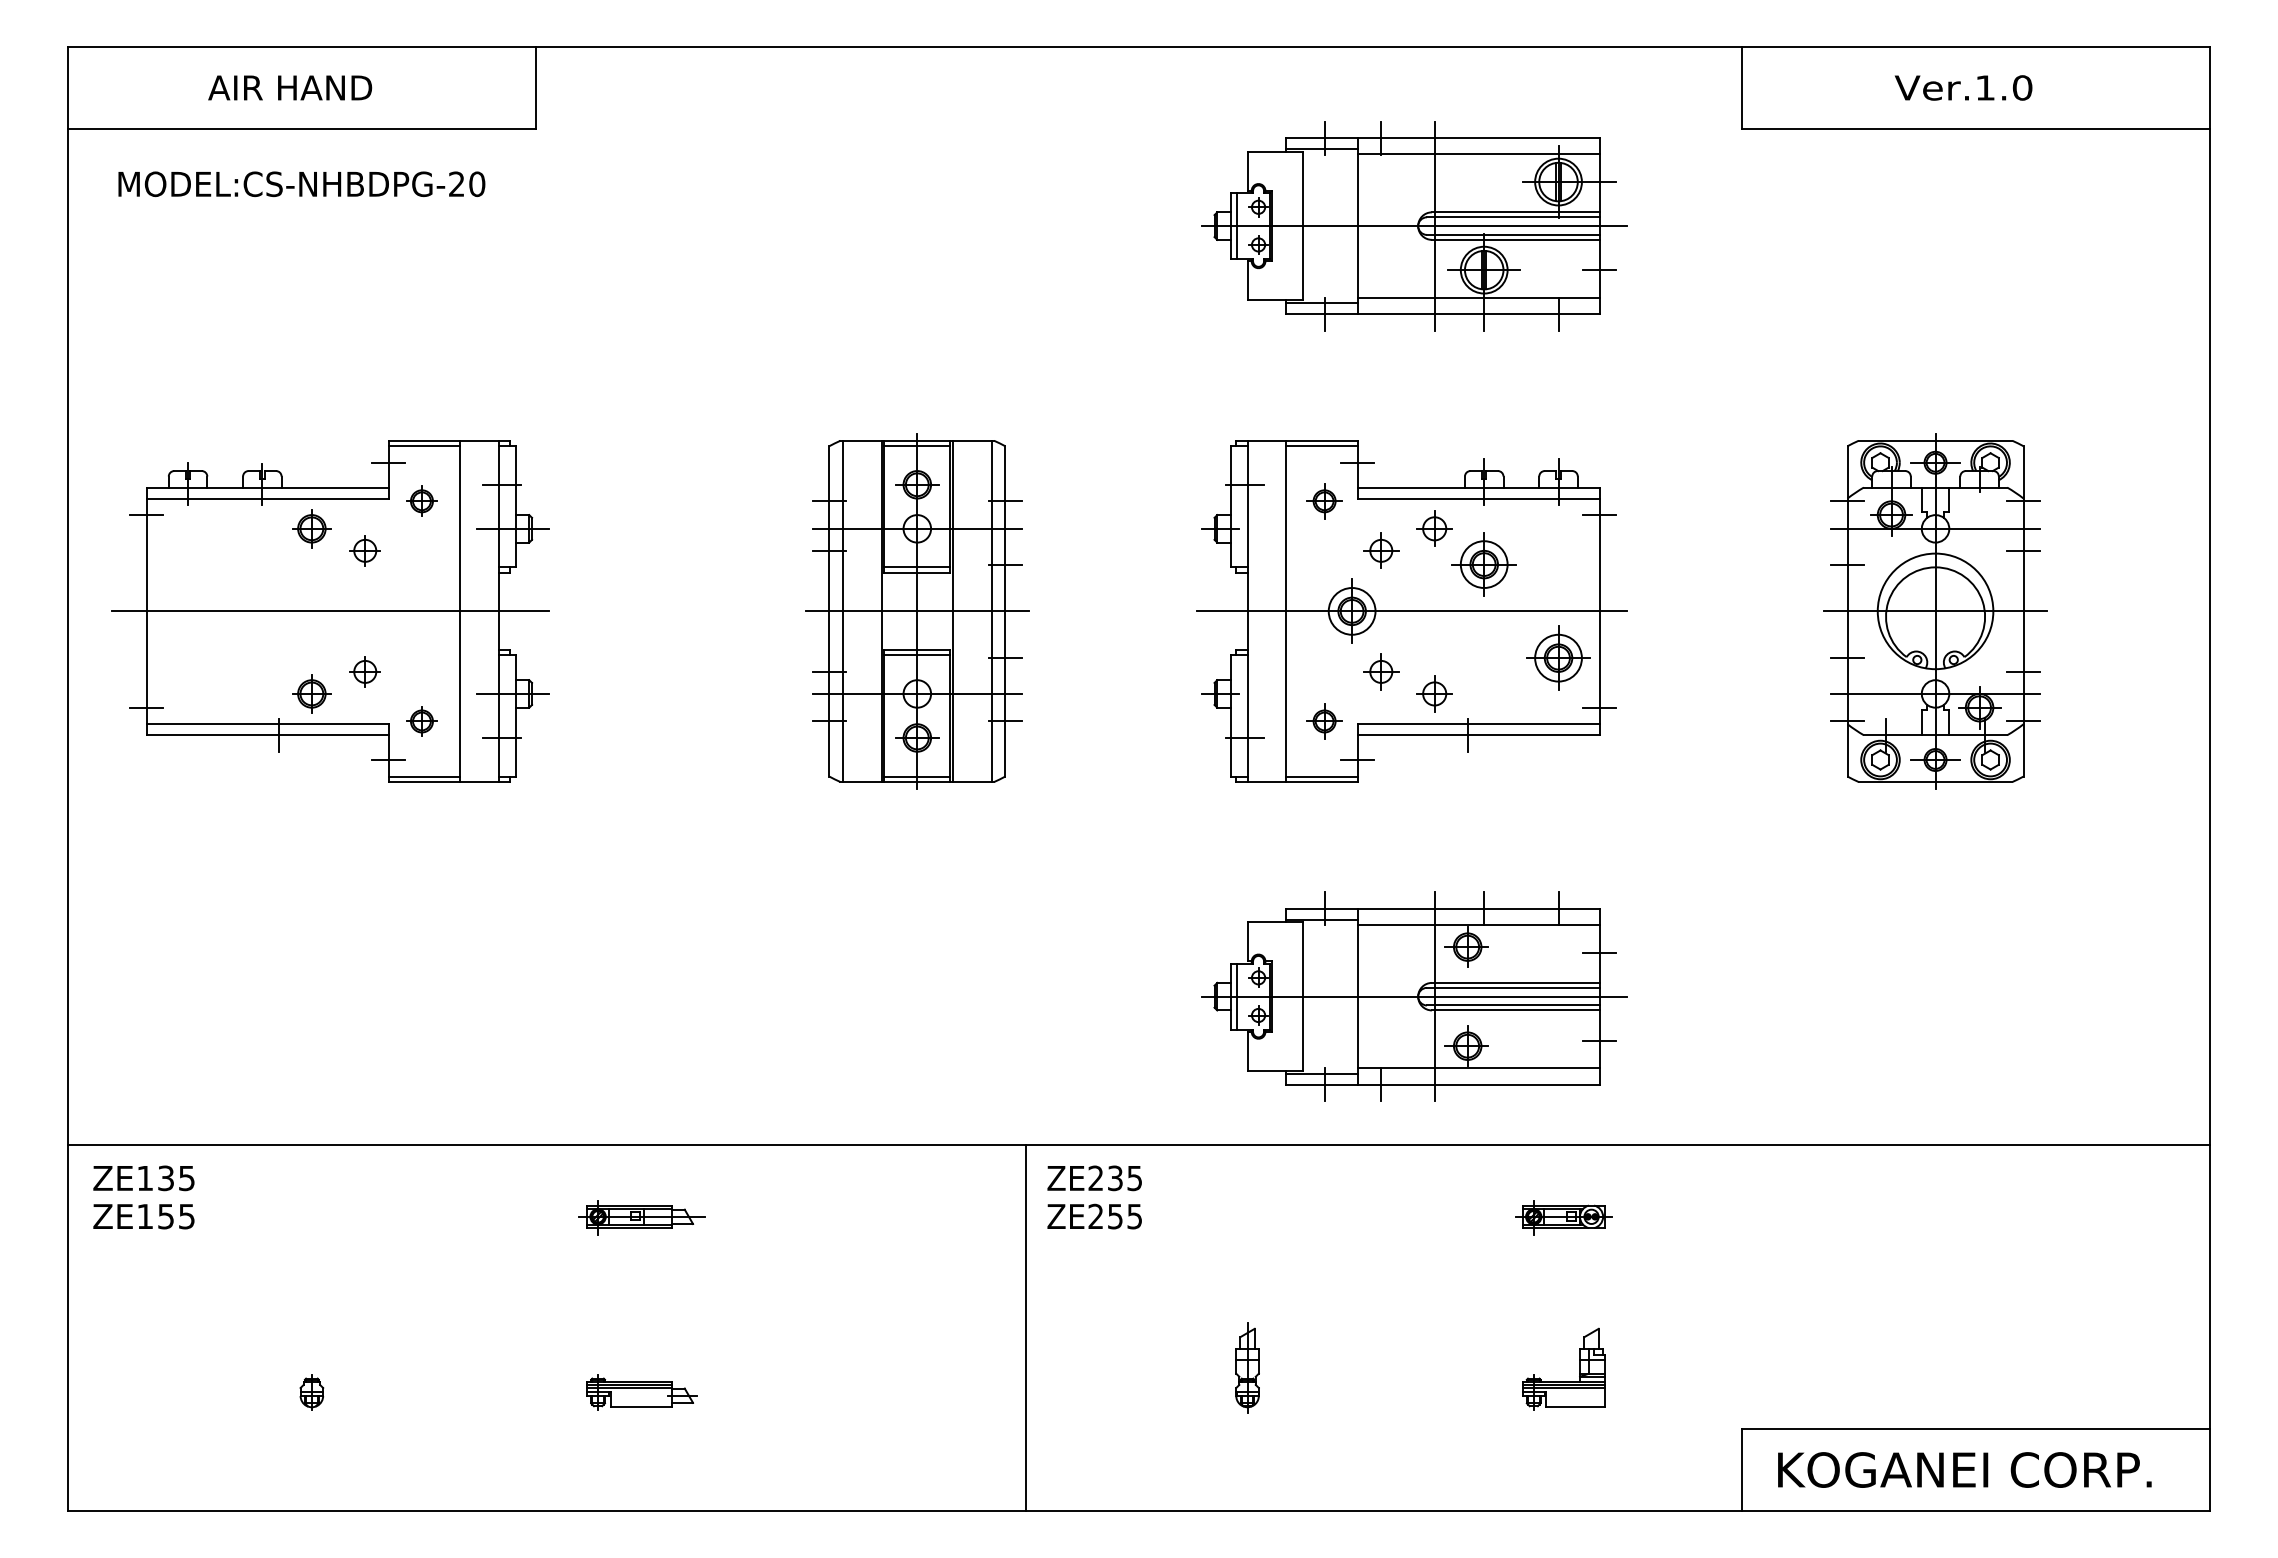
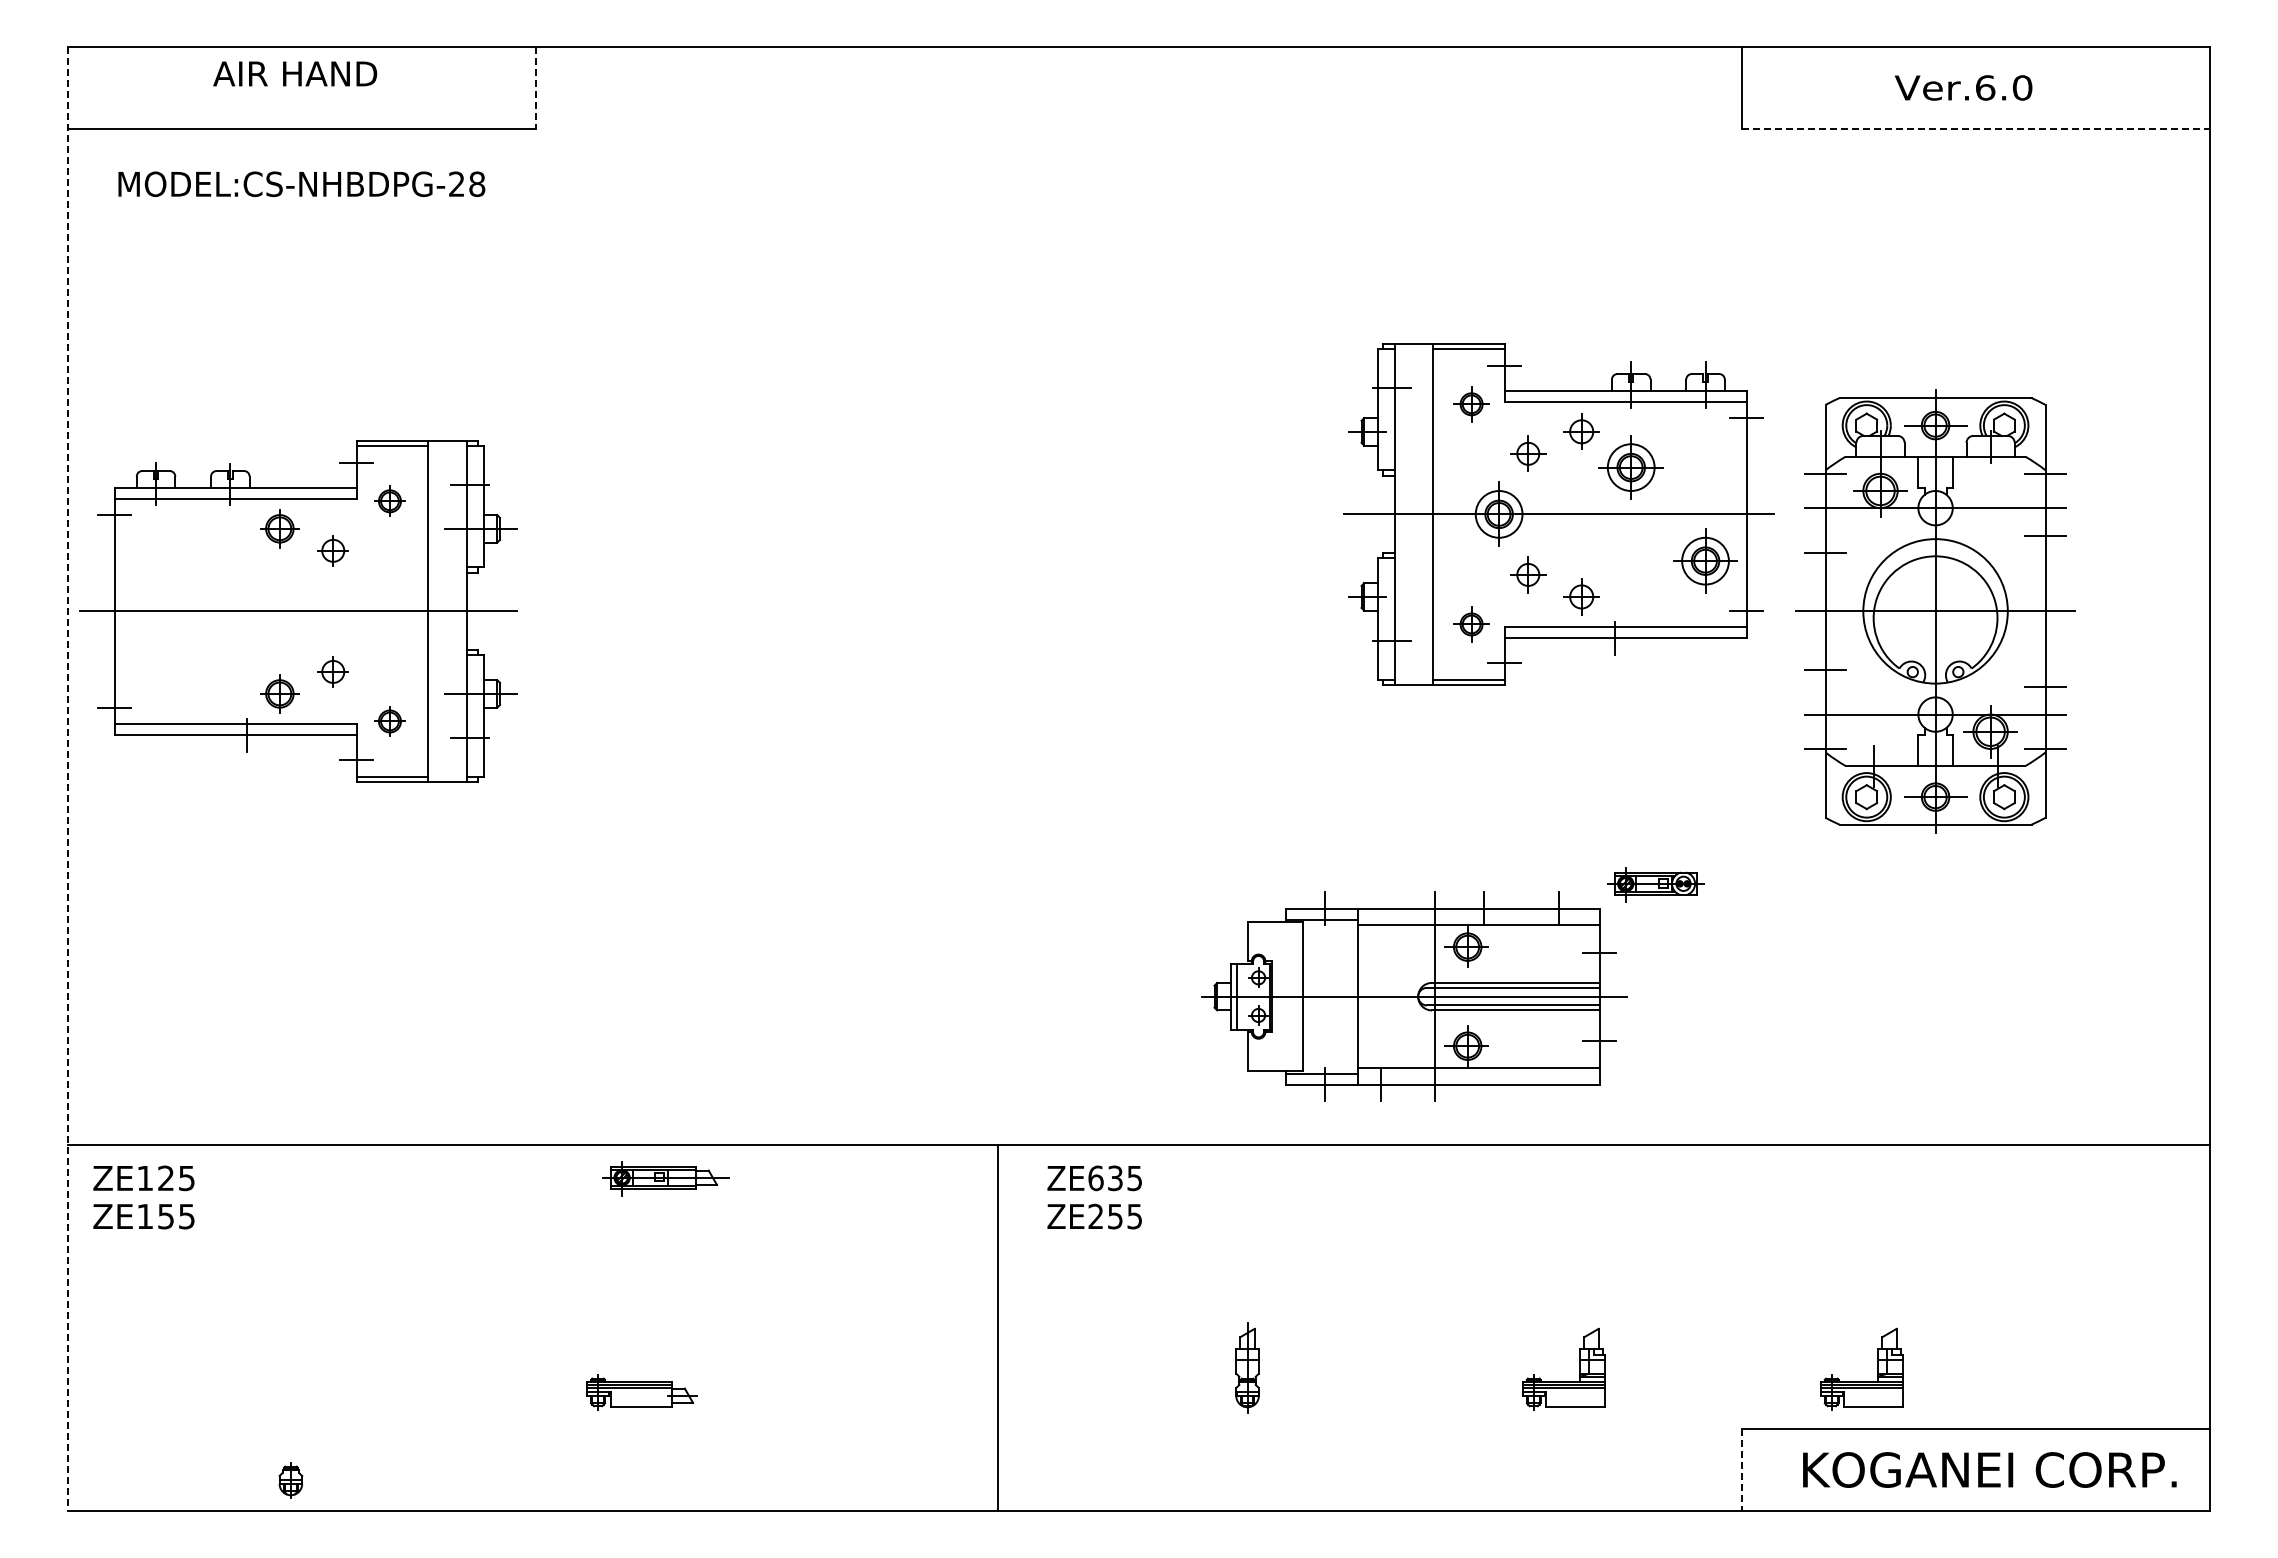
text position: (290, 87) -> (295, 73) (295, 73)
text: Ver.1.0 -> Ver.6.0 (1985, 87)
line: solid -> dashed (536, 88)
line: solid -> dashed (1975, 129)
text: MODEL:CS-NHBDPG-20 -> MODEL:CS-NHBDPG-28 (477, 183)
part: present -> none (1414, 226)
part position: (330, 611) -> (298, 611) (298, 611)
part: present -> none (917, 611)
part position: (1411, 611) -> (1558, 514) (1558, 514)
part size: 225x357 px -> 281x445 px (1935, 611)
line: solid -> dashed (68, 779)
text: ZE135 -> ZE125 (165, 1178)
text: ZE235 -> ZE635 (1095, 1178)
part position: (641, 1217) -> (665, 1178) (665, 1178)
part position: (1563, 1217) -> (1655, 884) (1655, 884)
line position: (1026, 1327) -> (998, 1327) (998, 1327)
part: none -> present (1861, 1381)
part position: (311, 1392) -> (290, 1480) (290, 1480)
text position: (1964, 1469) -> (1989, 1469) (1989, 1469)
line: solid -> dashed (1741, 1470)
